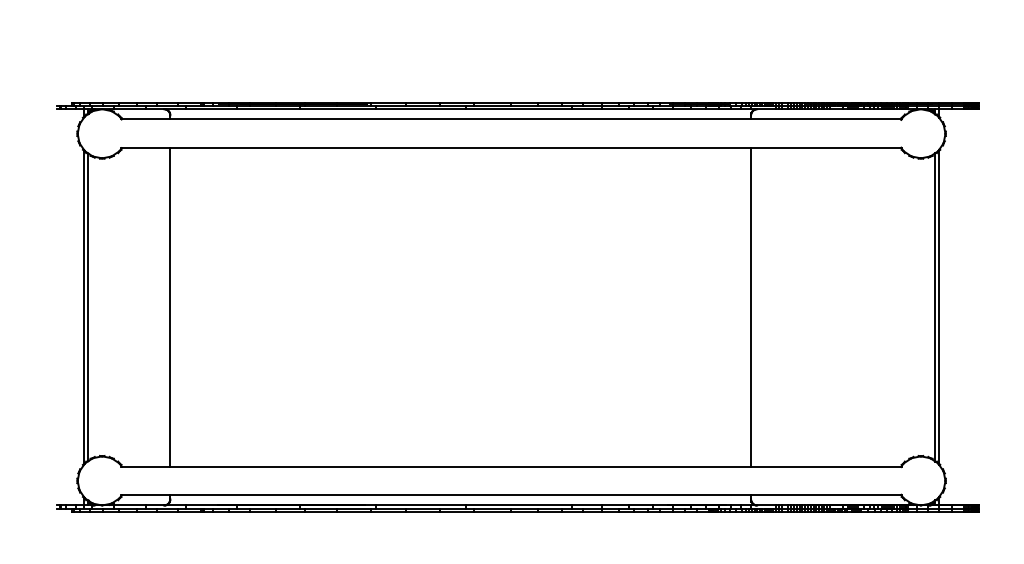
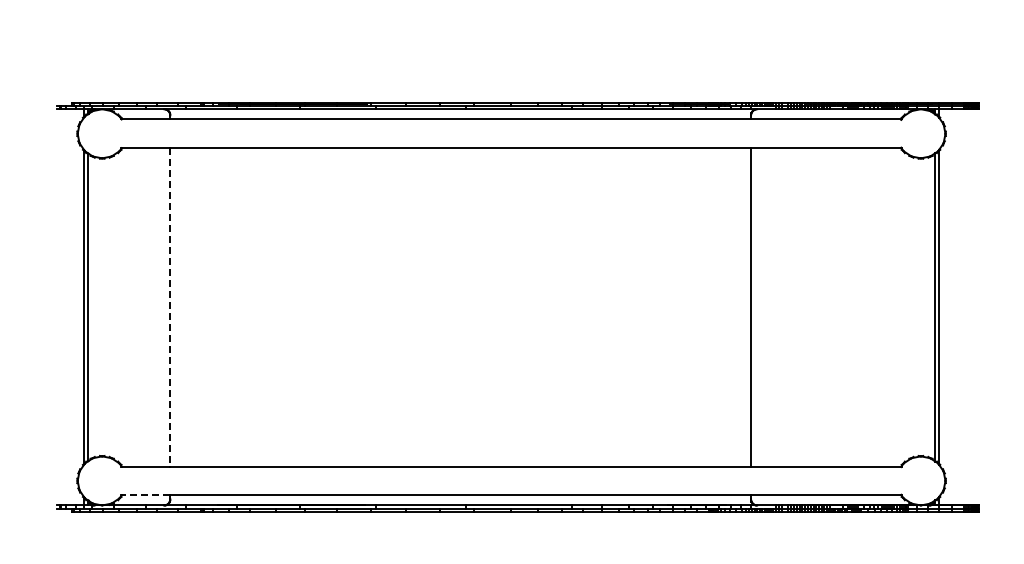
line: solid -> dashed (170, 307)
line: solid -> dashed (145, 495)
